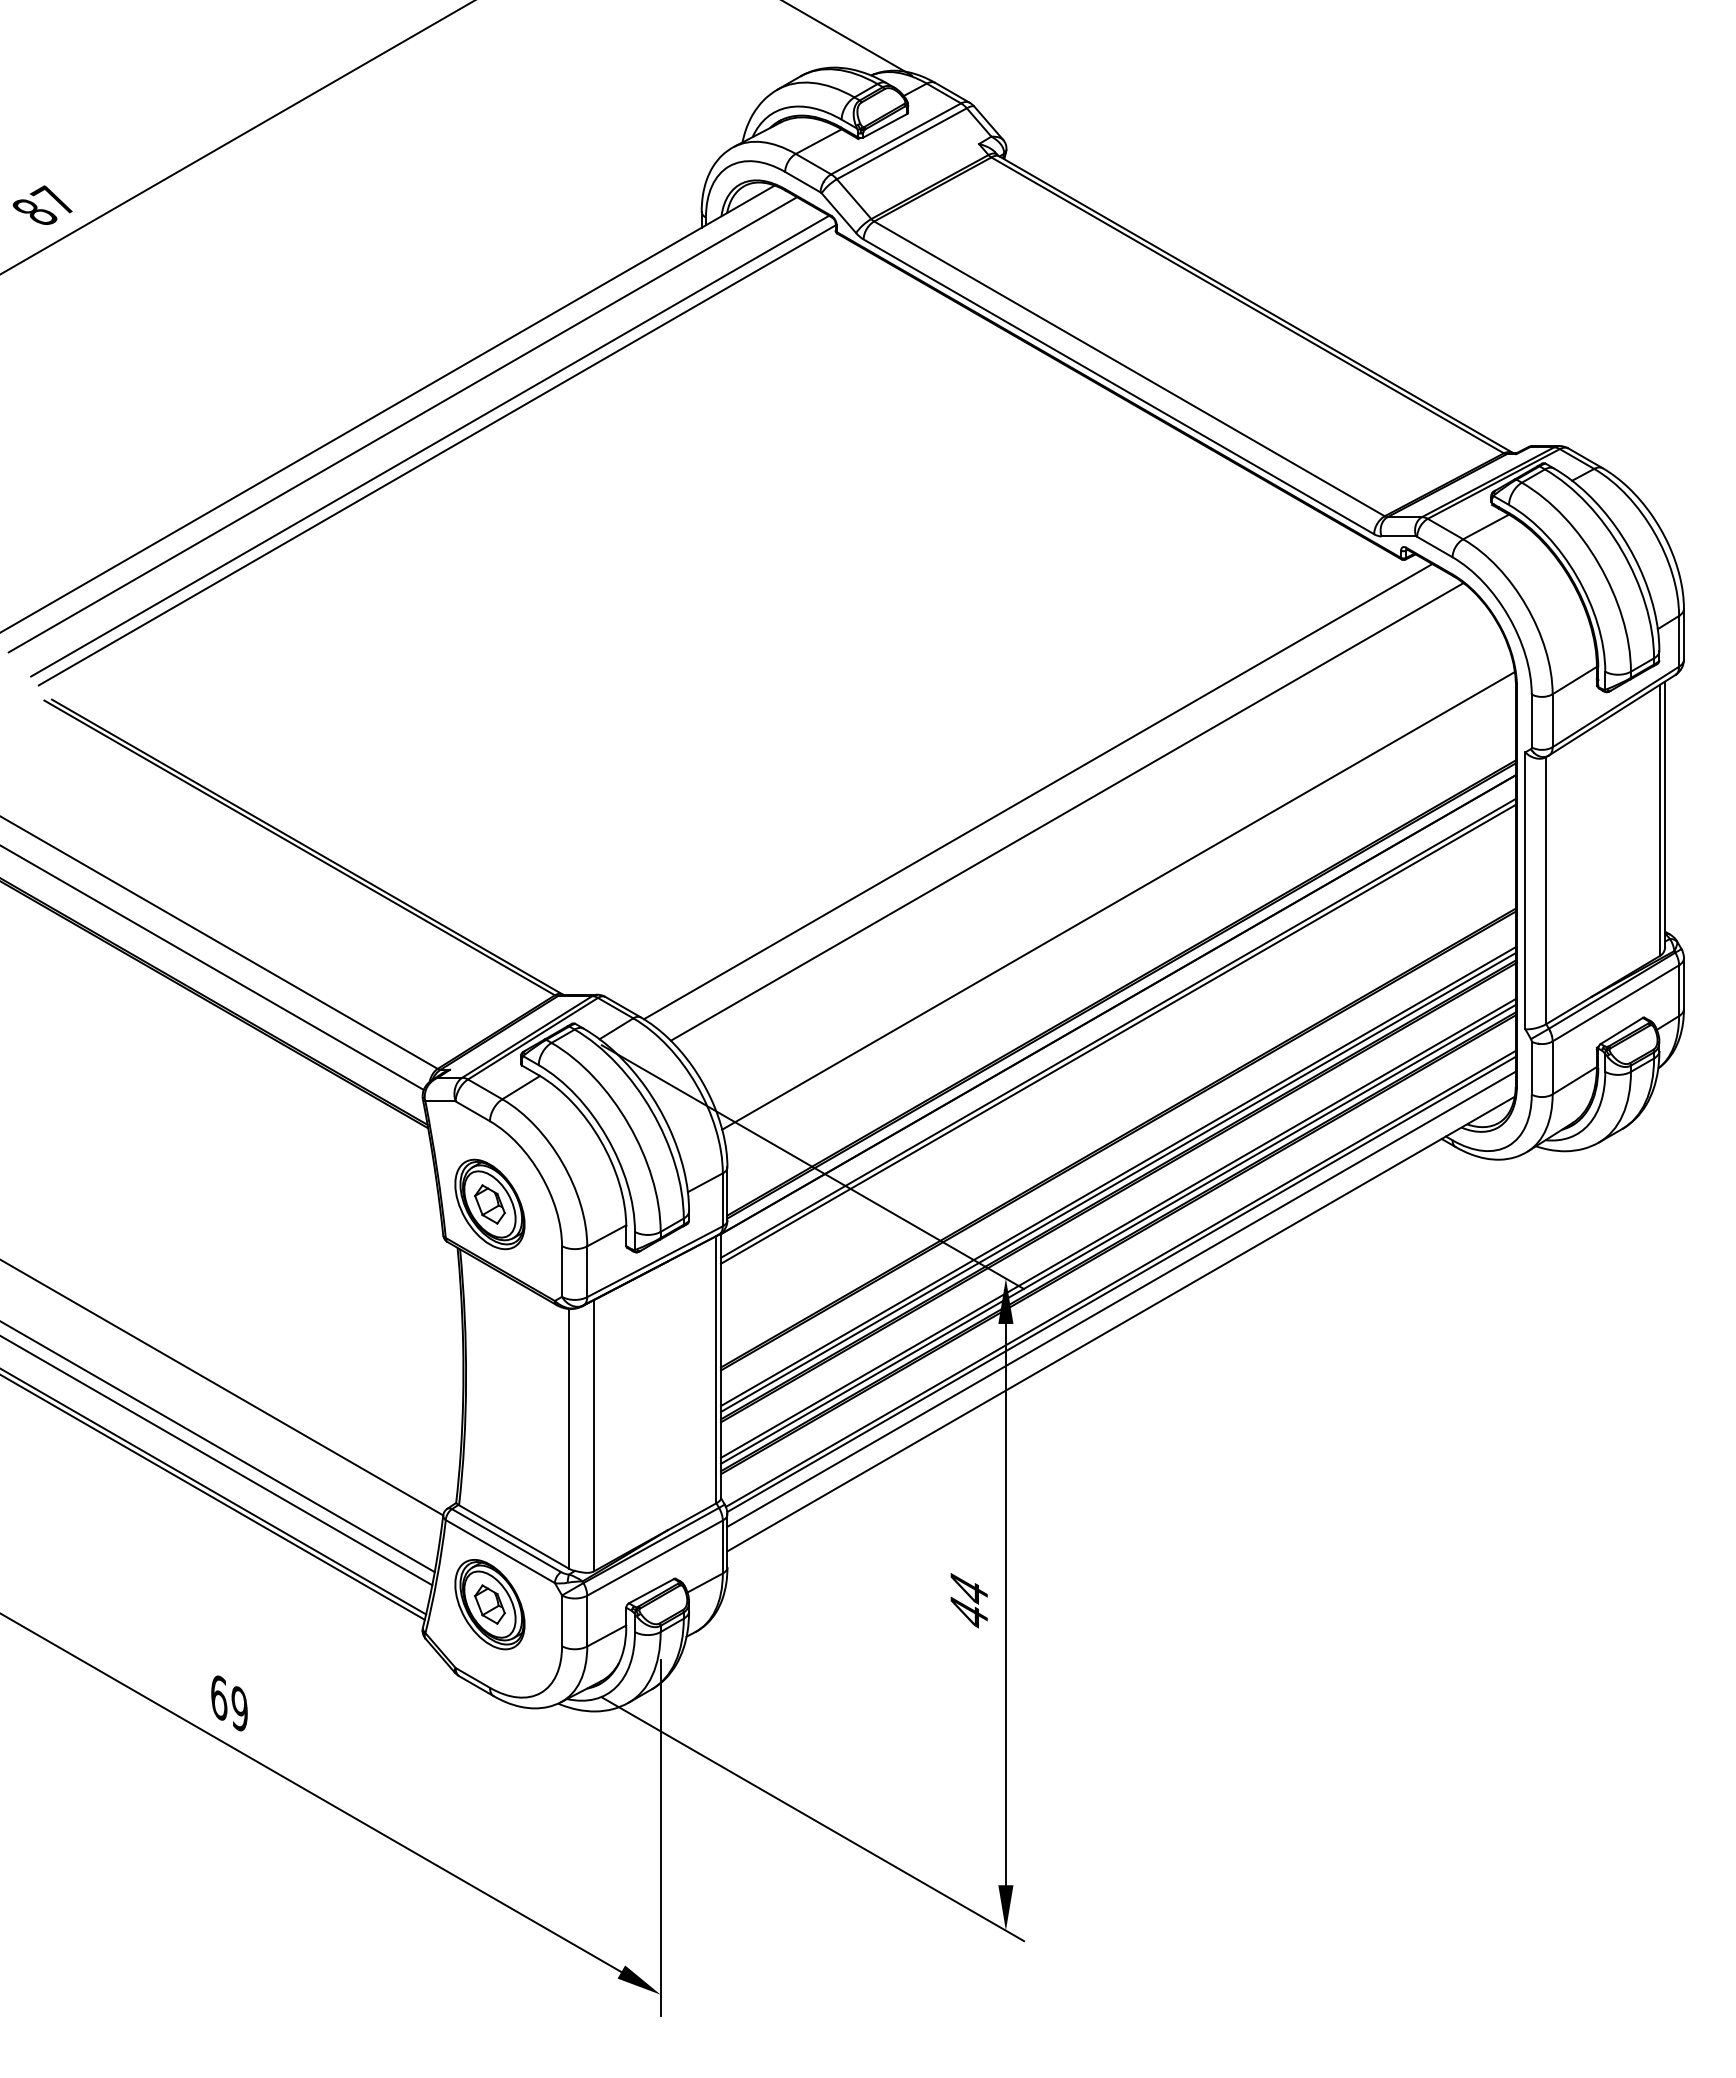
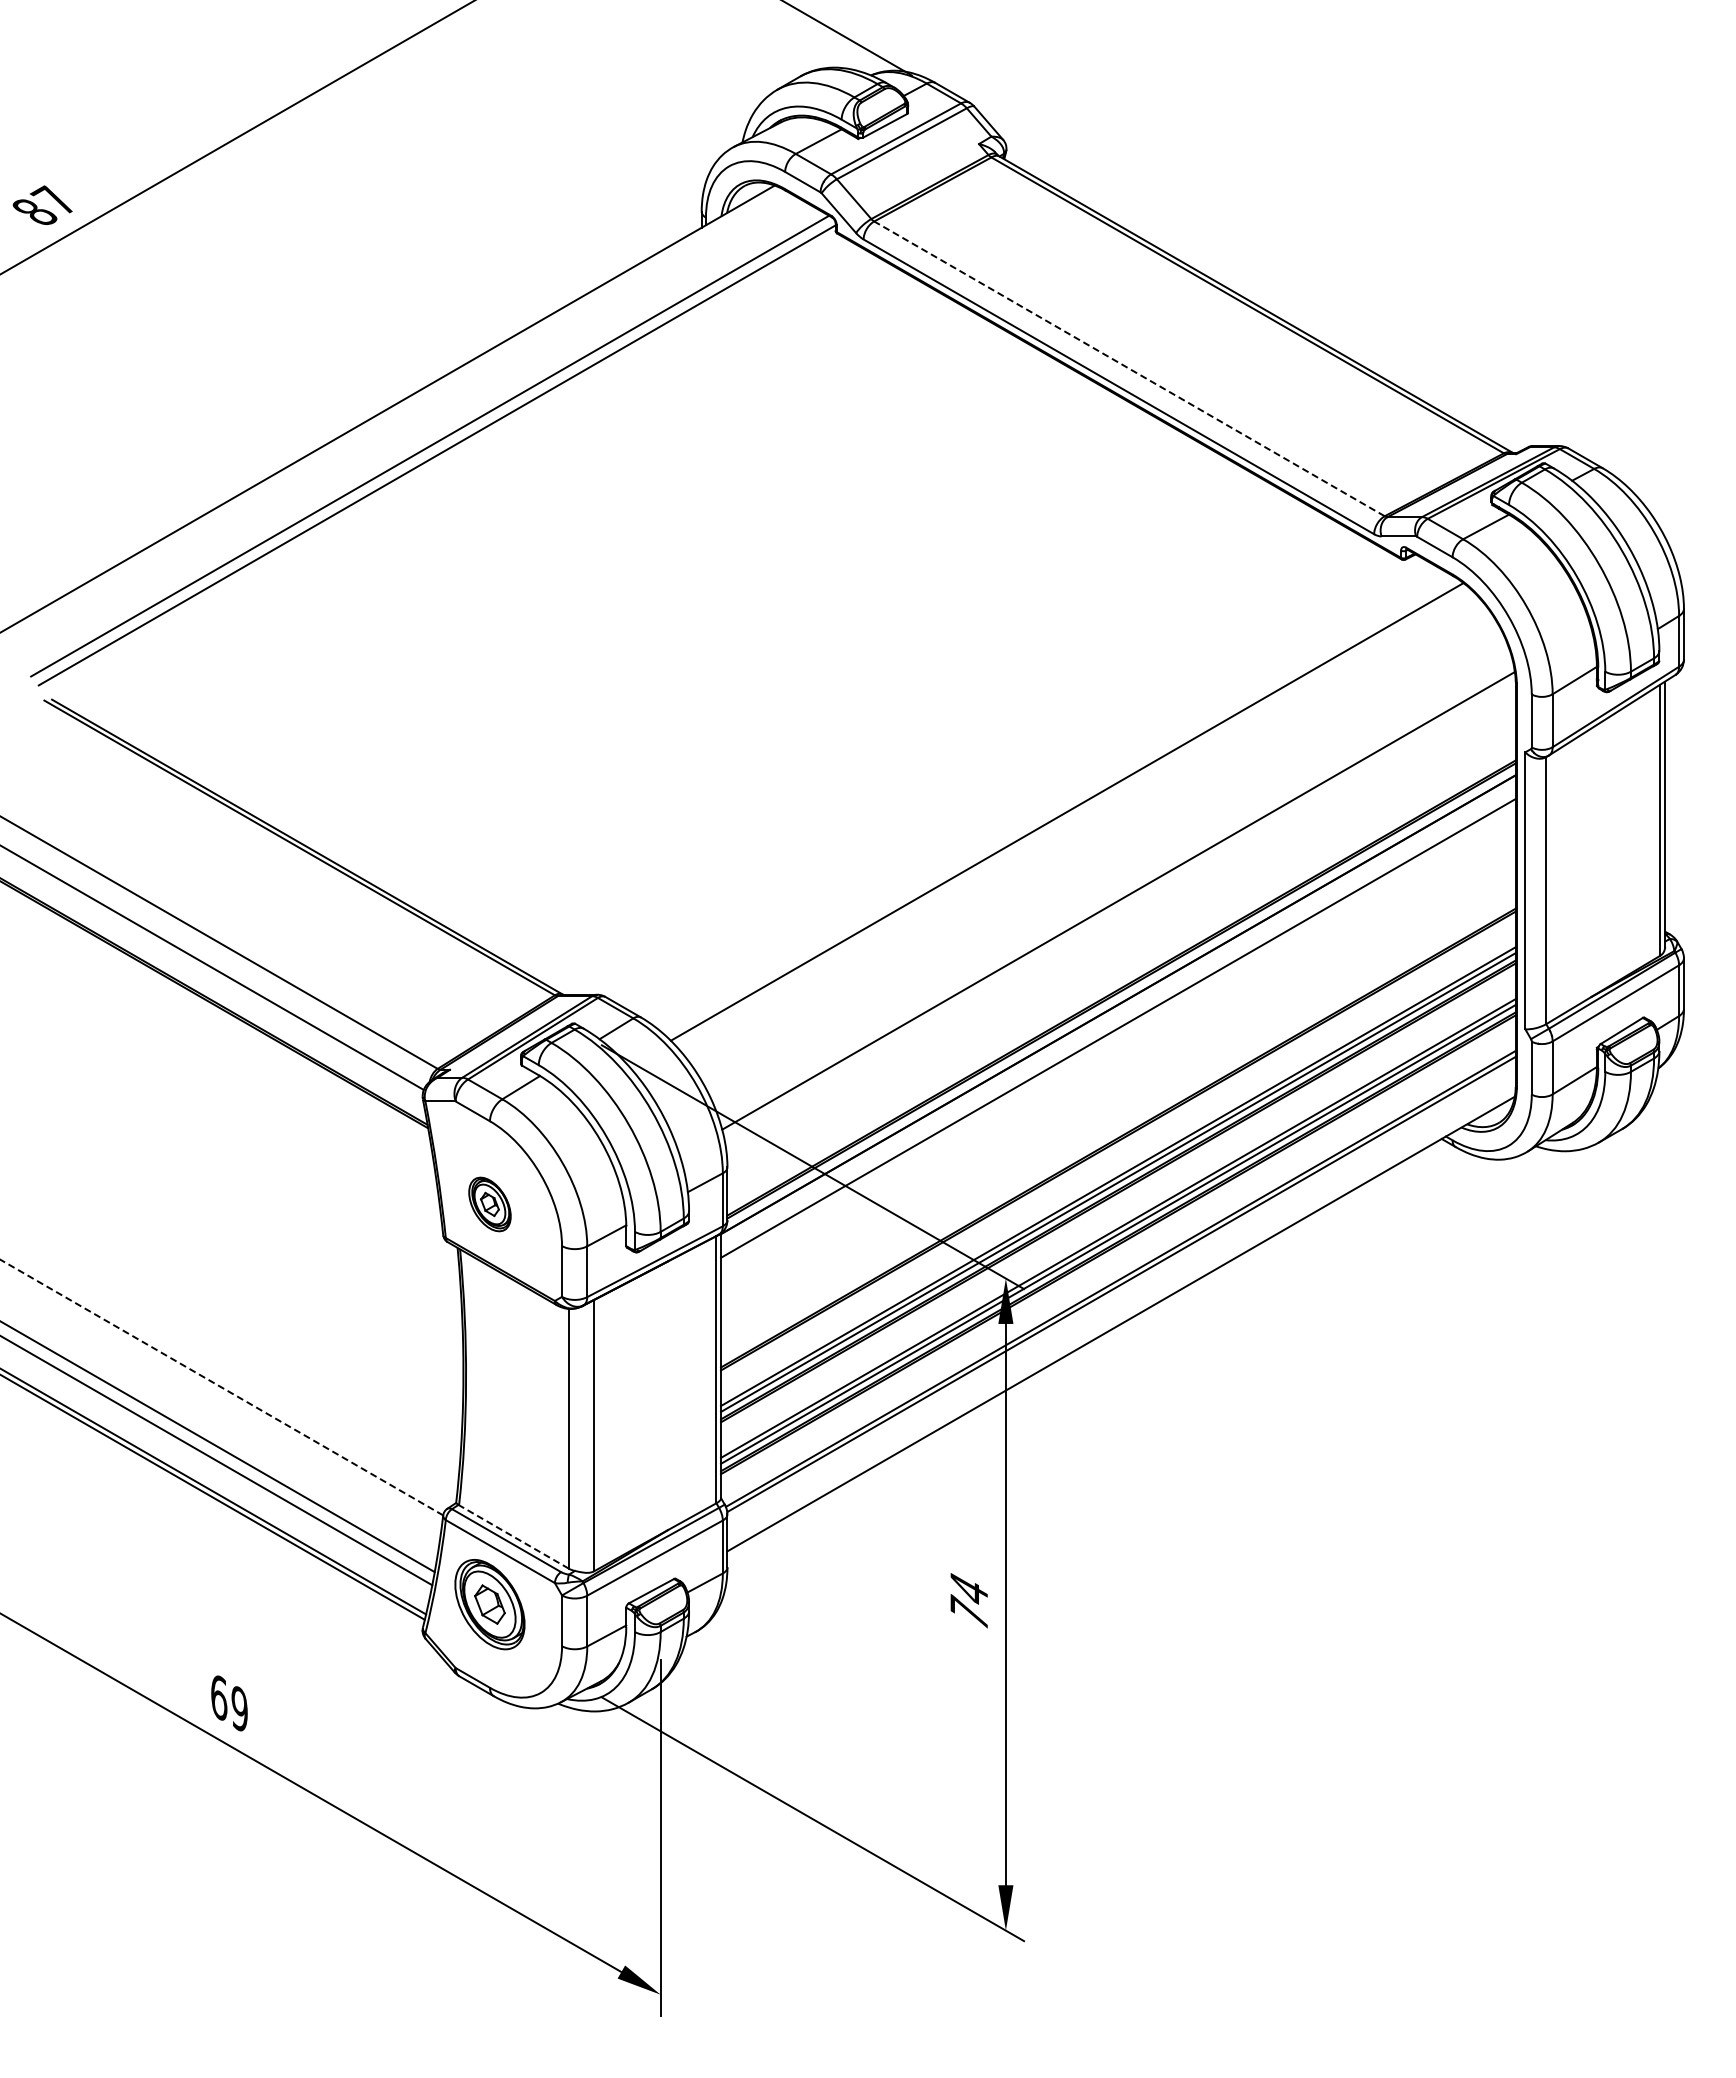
line: solid -> dashed (1129, 368)
line: present -> none (402, 424)
line: present -> none (1037, 791)
line: present -> none (1118, 1033)
part size: 72x93 px -> 44x57 px (489, 1204)
line: present -> none (1121, 1298)
line: solid -> dashed (221, 1387)
line: solid -> dashed (513, 1536)
text: 44 -> 74 (968, 1611)
